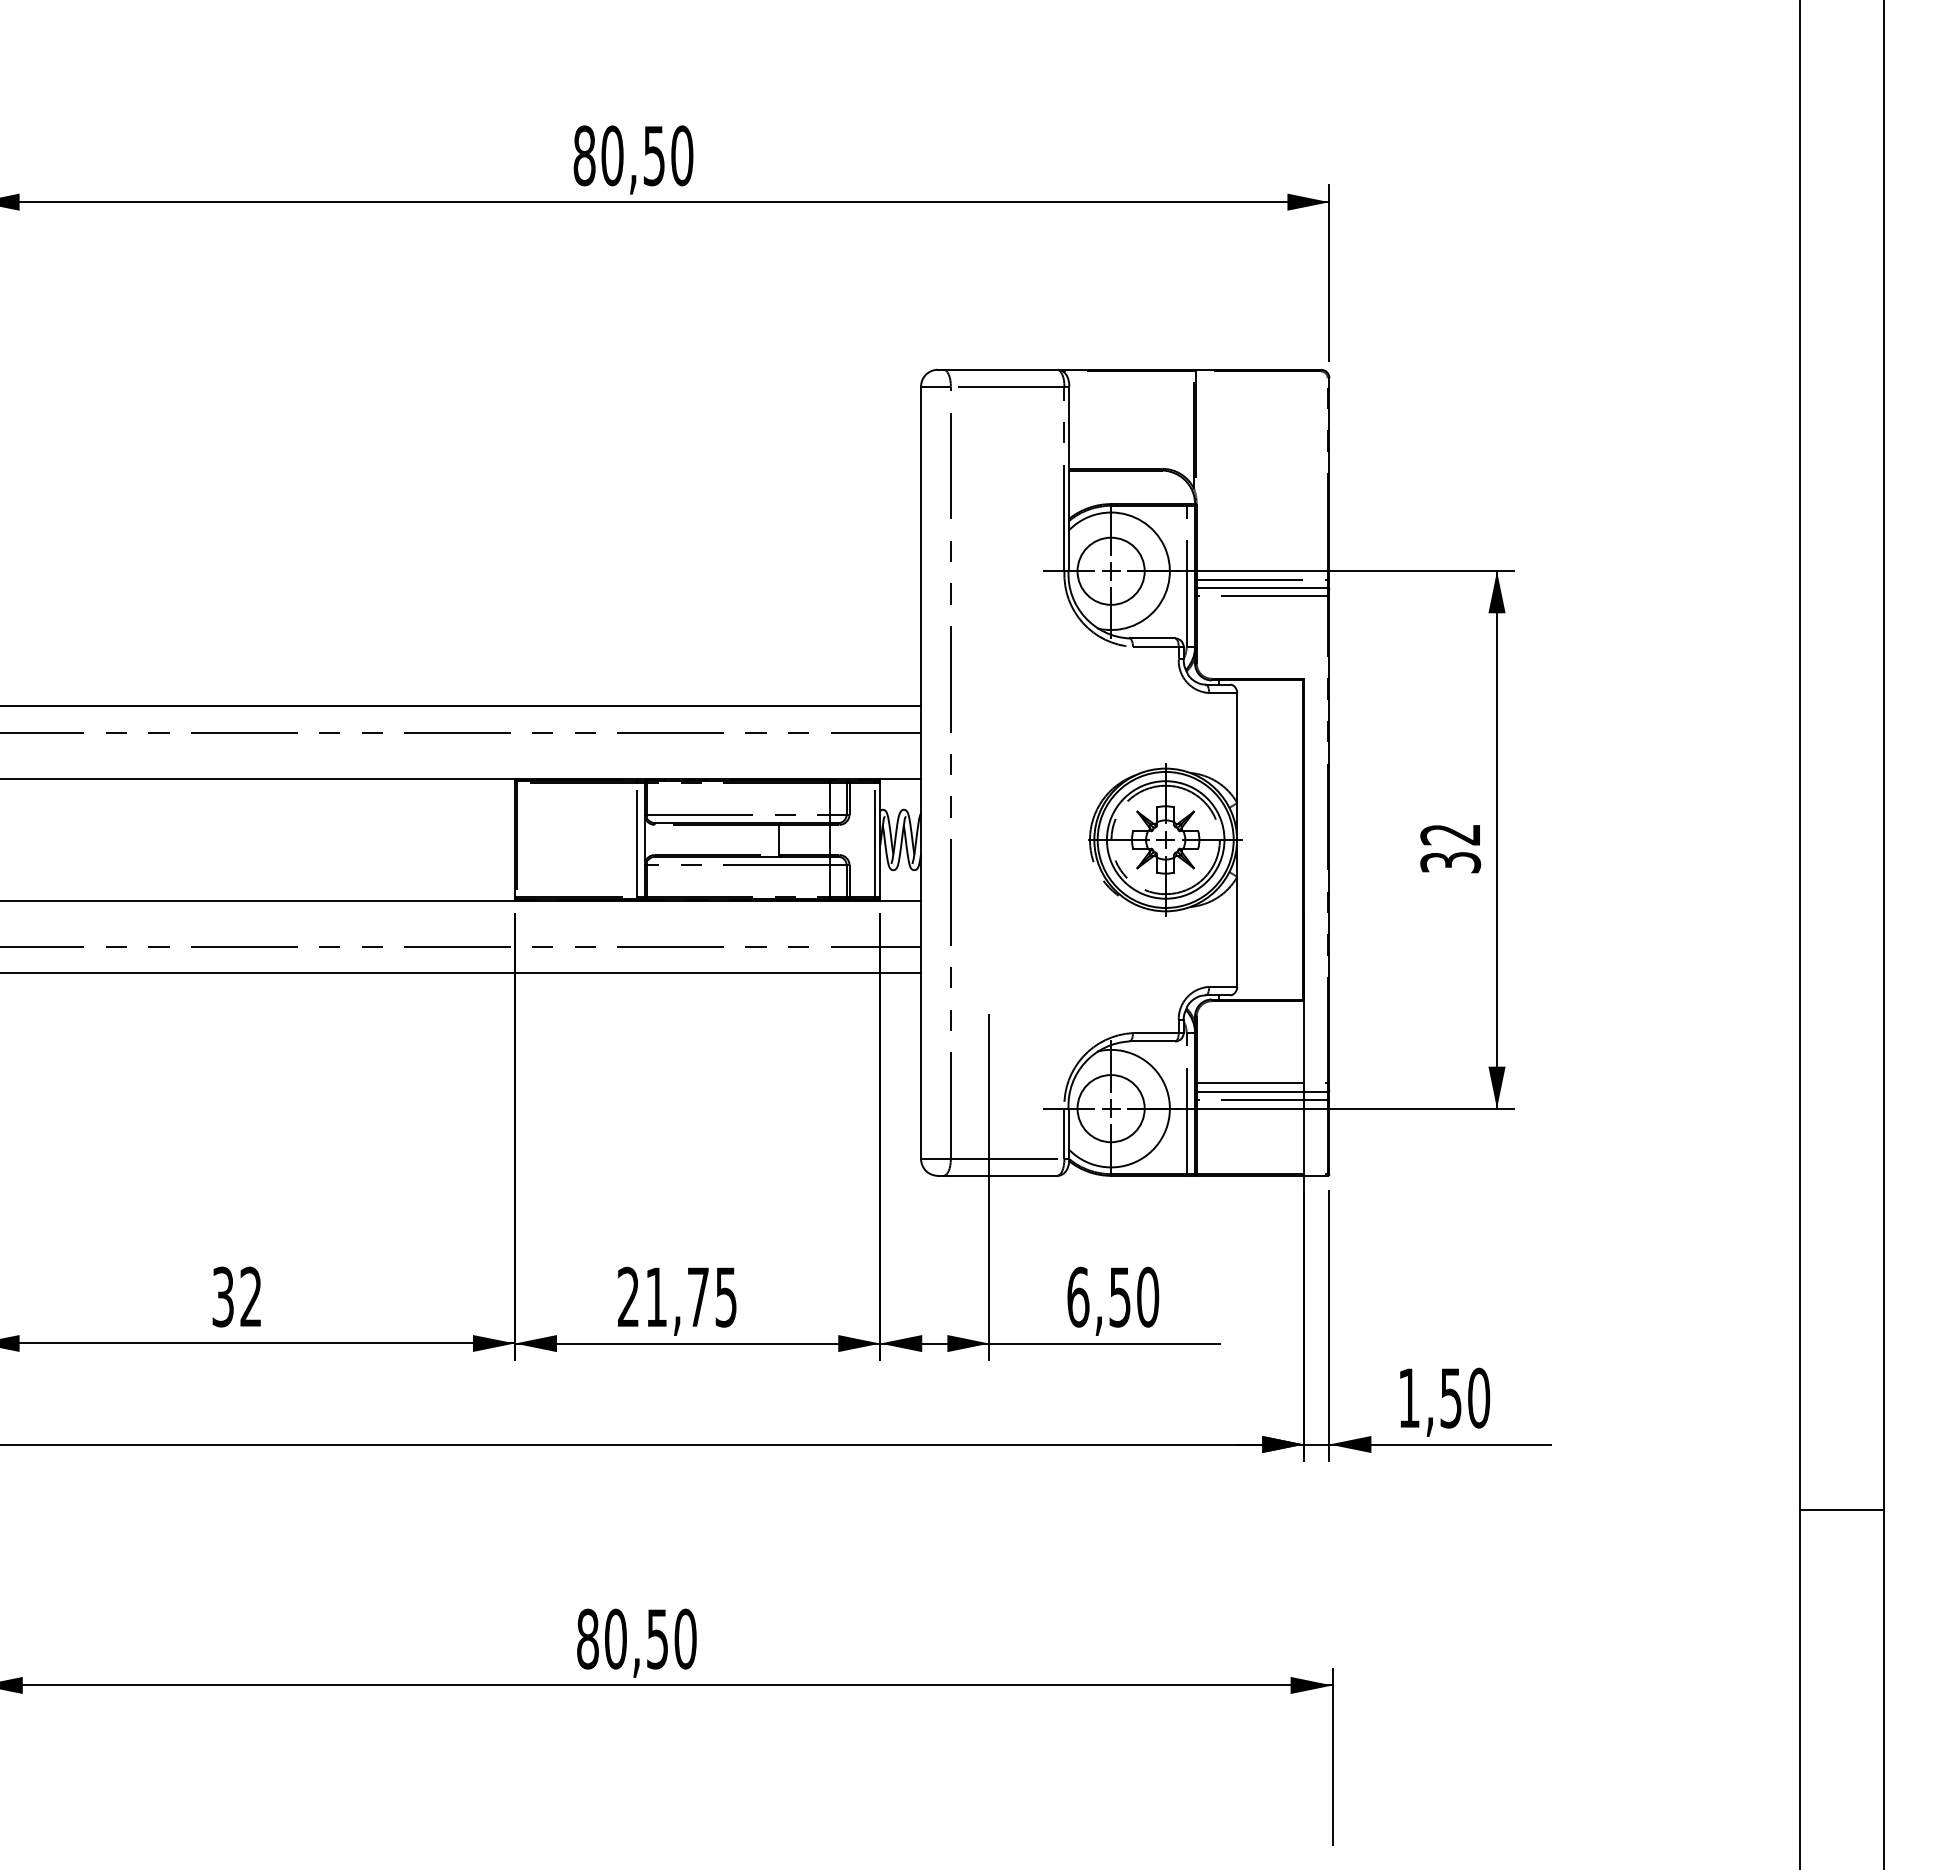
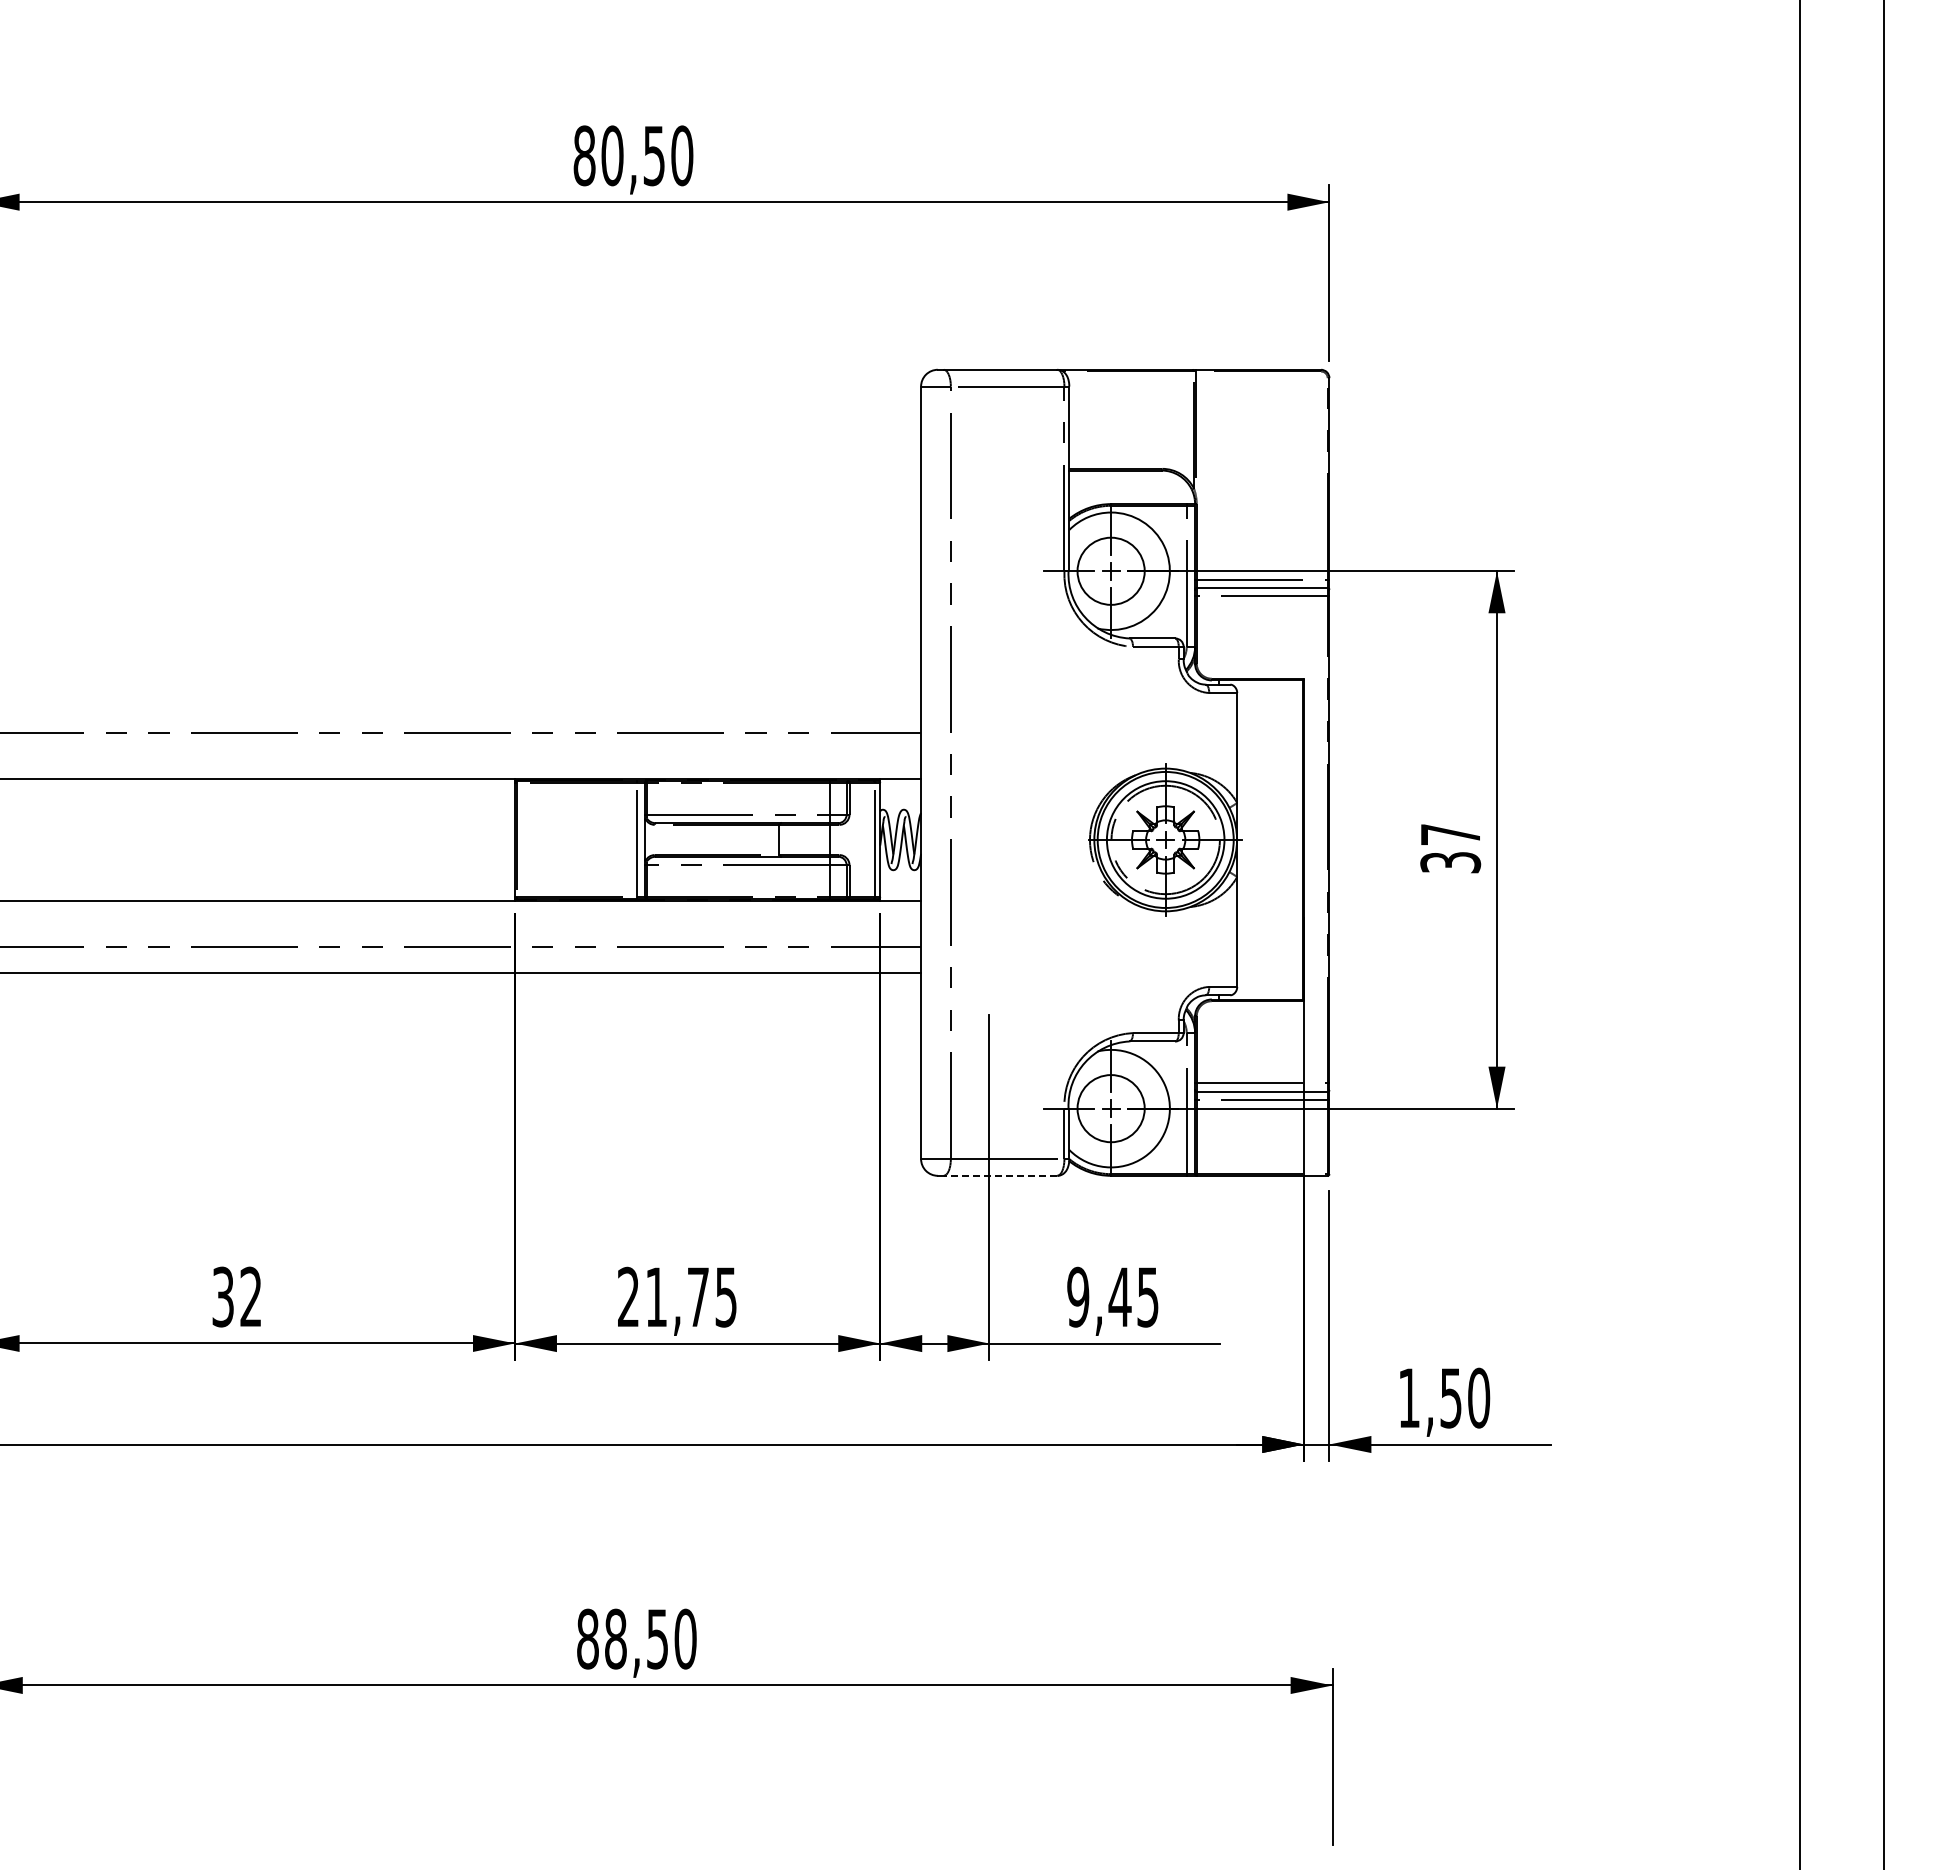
line: present -> none (461, 706)
text: 32 -> 37 (1449, 834)
line: solid -> dashed (1000, 1175)
text: 6,50 -> 9,45 (1113, 1296)
line: present -> none (1841, 1509)
text: 80,50 -> 88,50 (615, 1639)
